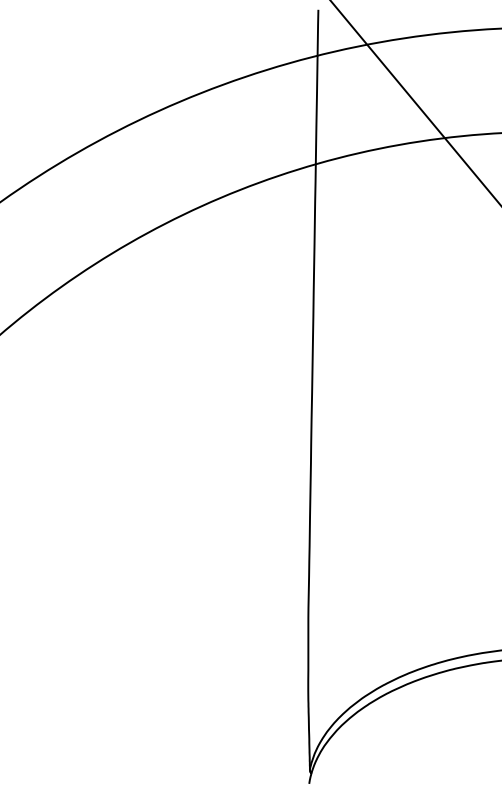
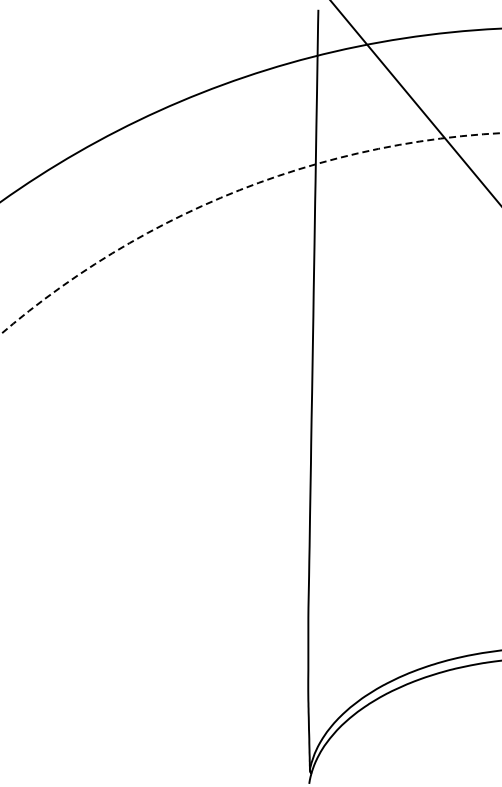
circle: solid -> dashed (250, 233)
